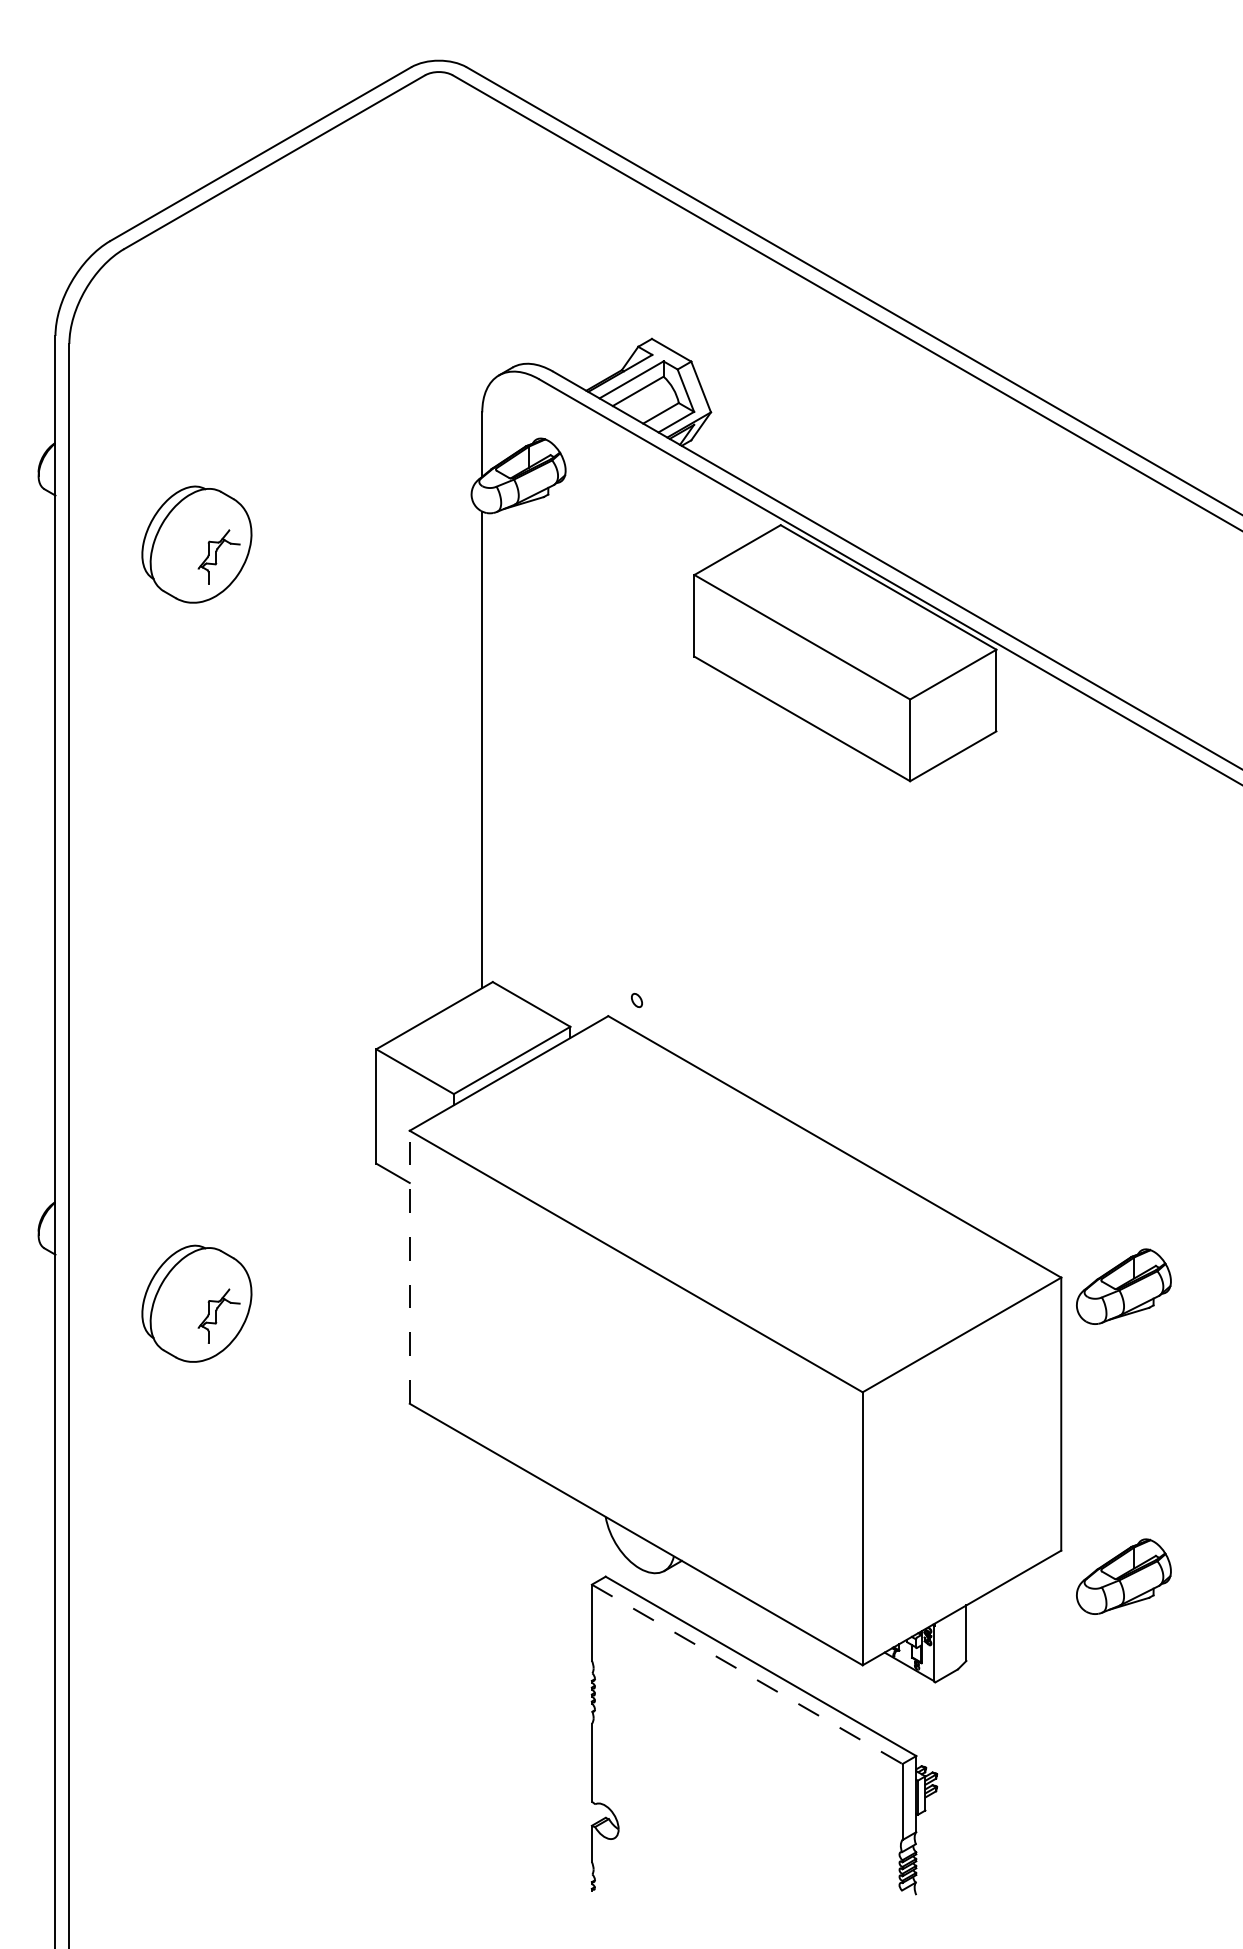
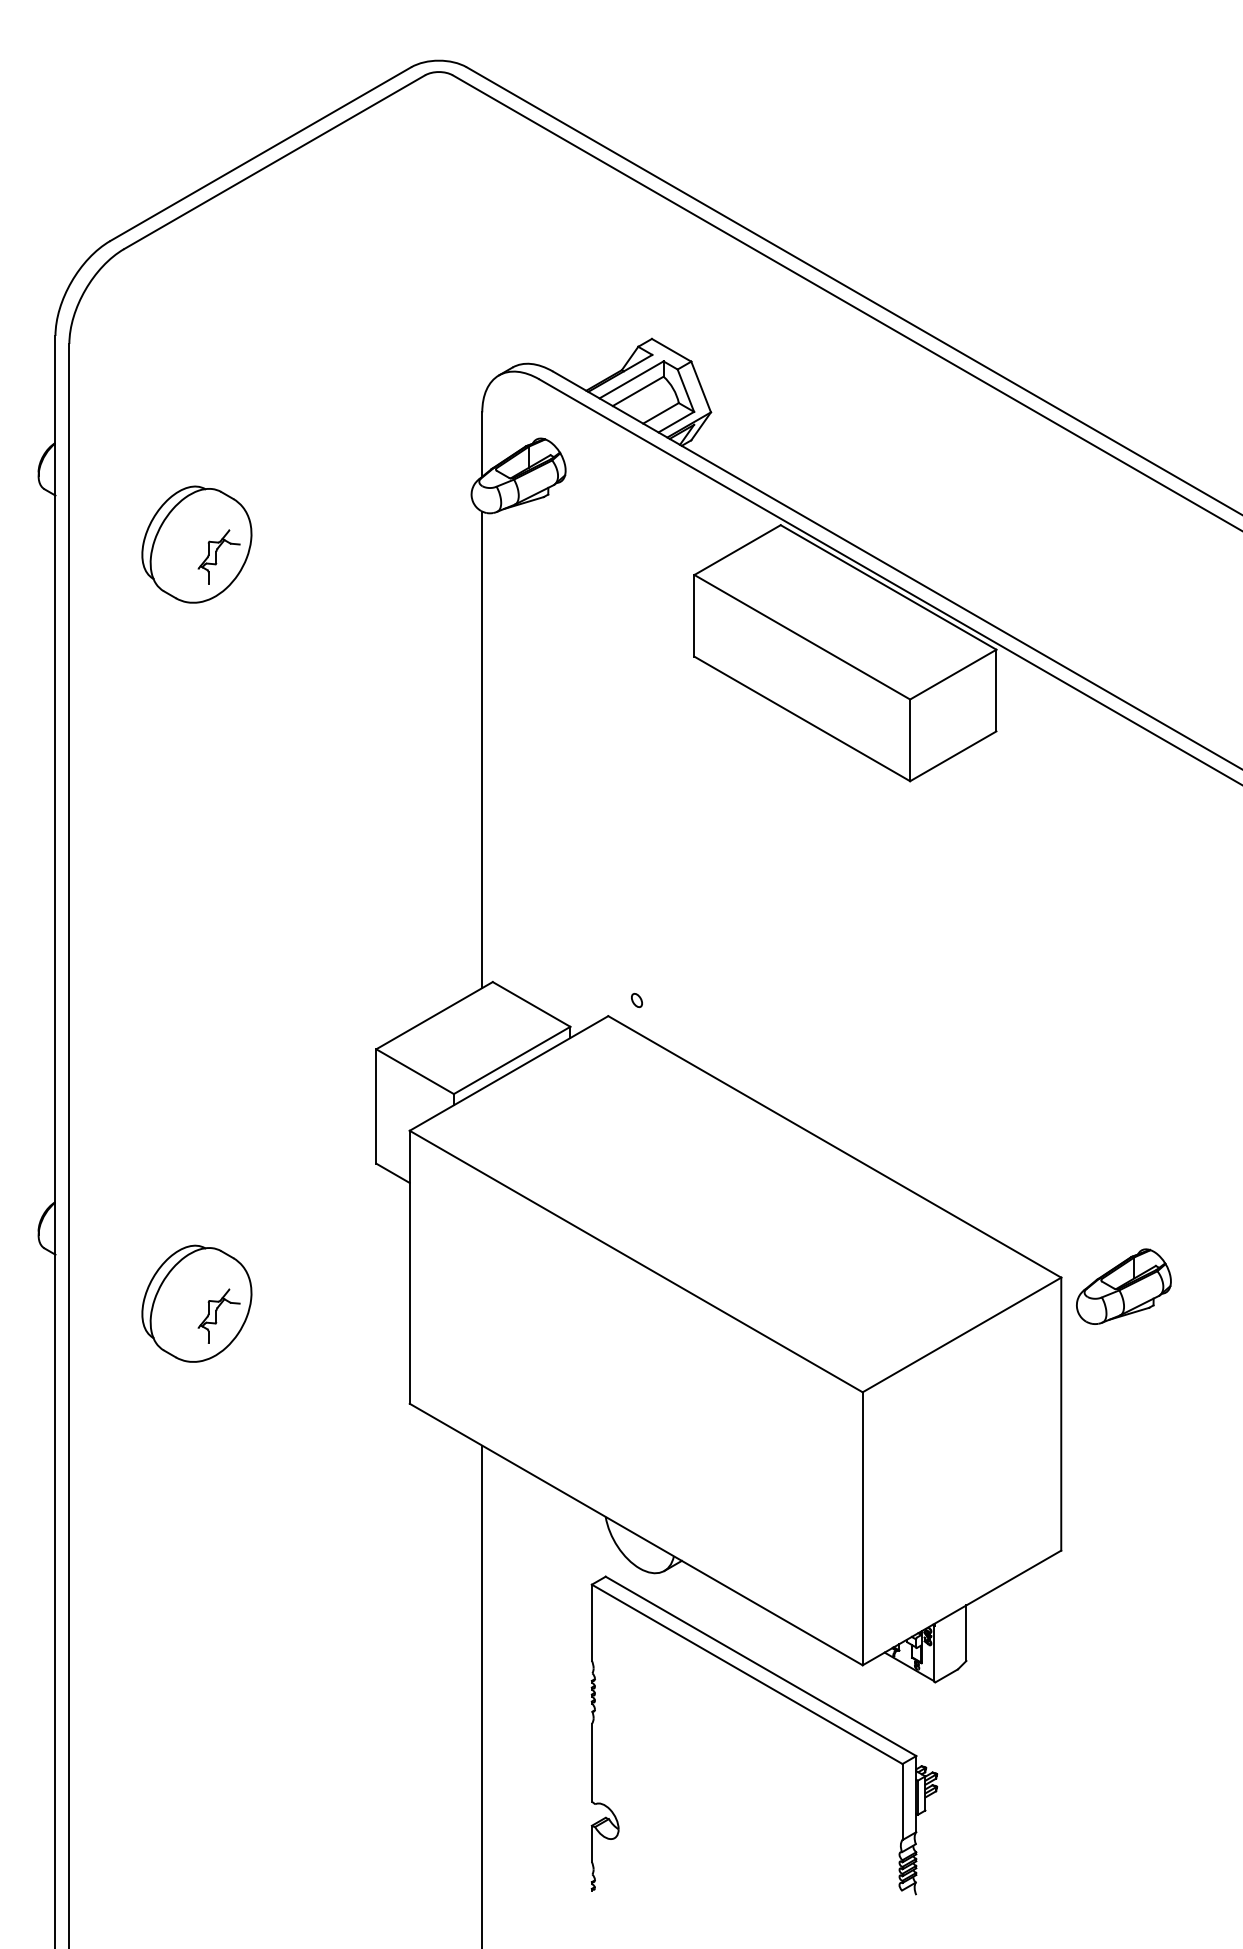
line: dashed -> solid (409, 1266)
part: present -> none (1123, 1576)
line: dashed -> solid (747, 1674)
line: none -> present (482, 1695)
